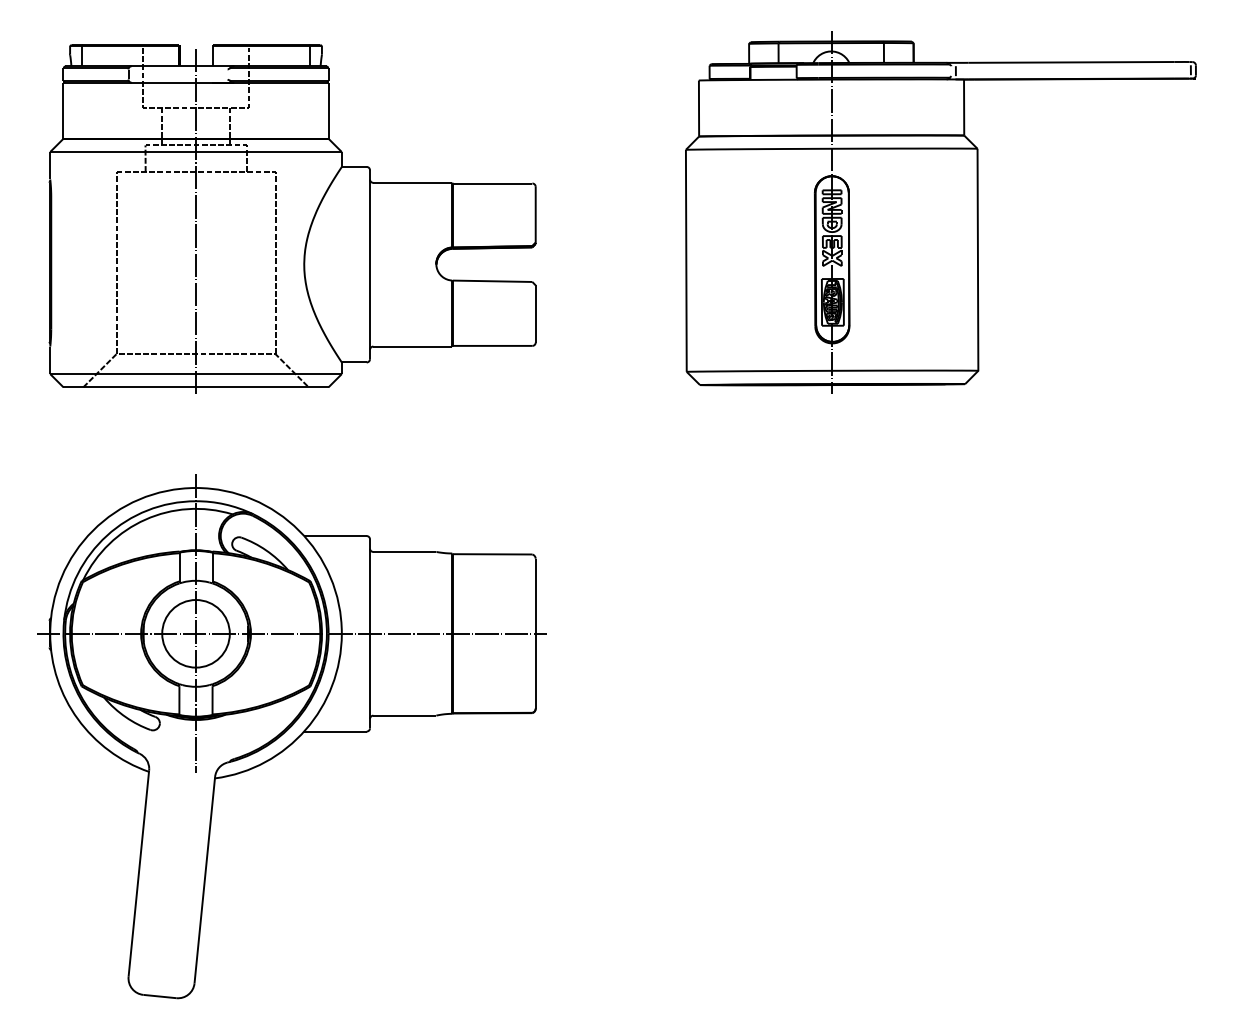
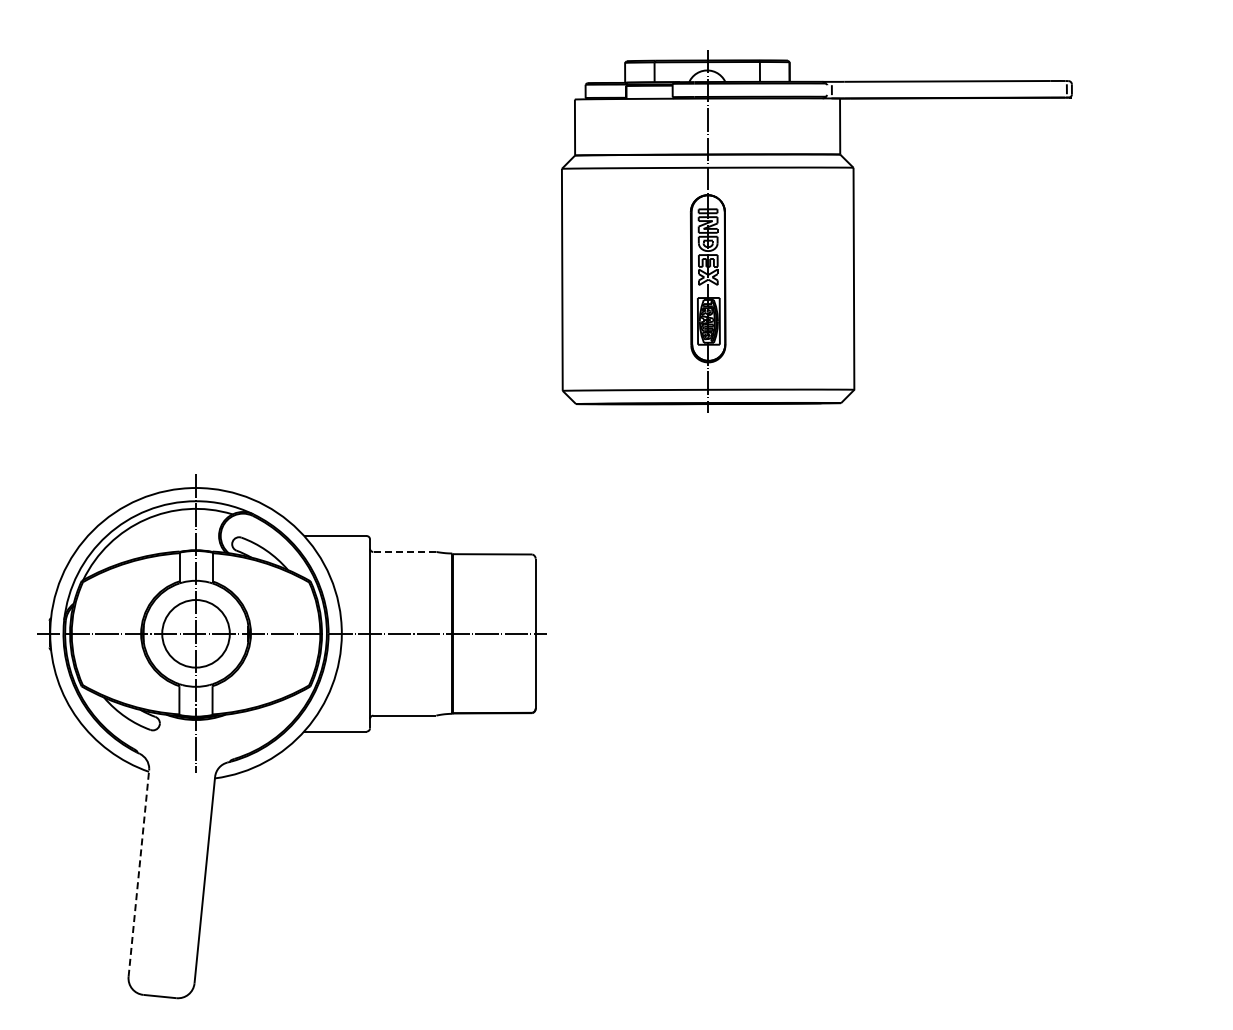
part position: (940, 212) -> (816, 231) (816, 231)
part: present -> none (292, 218)
line: solid -> dashed (404, 551)
line: solid -> dashed (138, 873)
